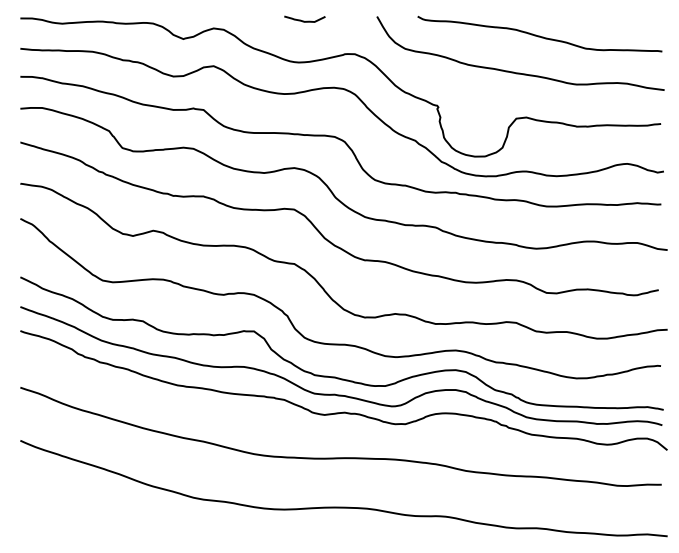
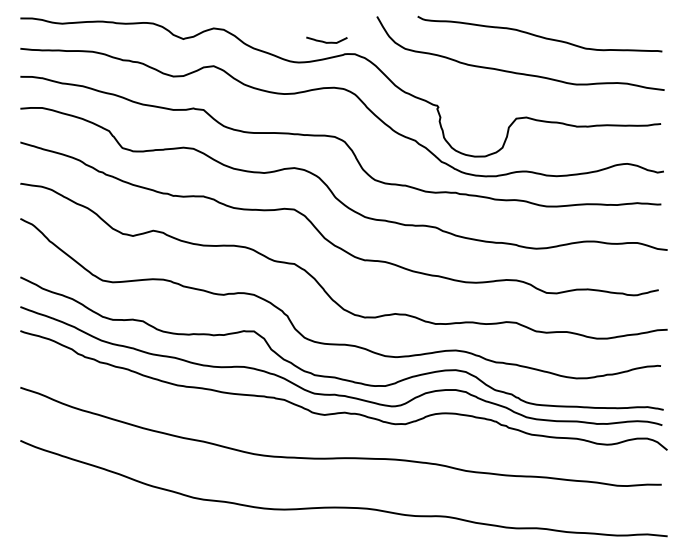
curve position: (304, 20) -> (326, 41) (326, 41)
